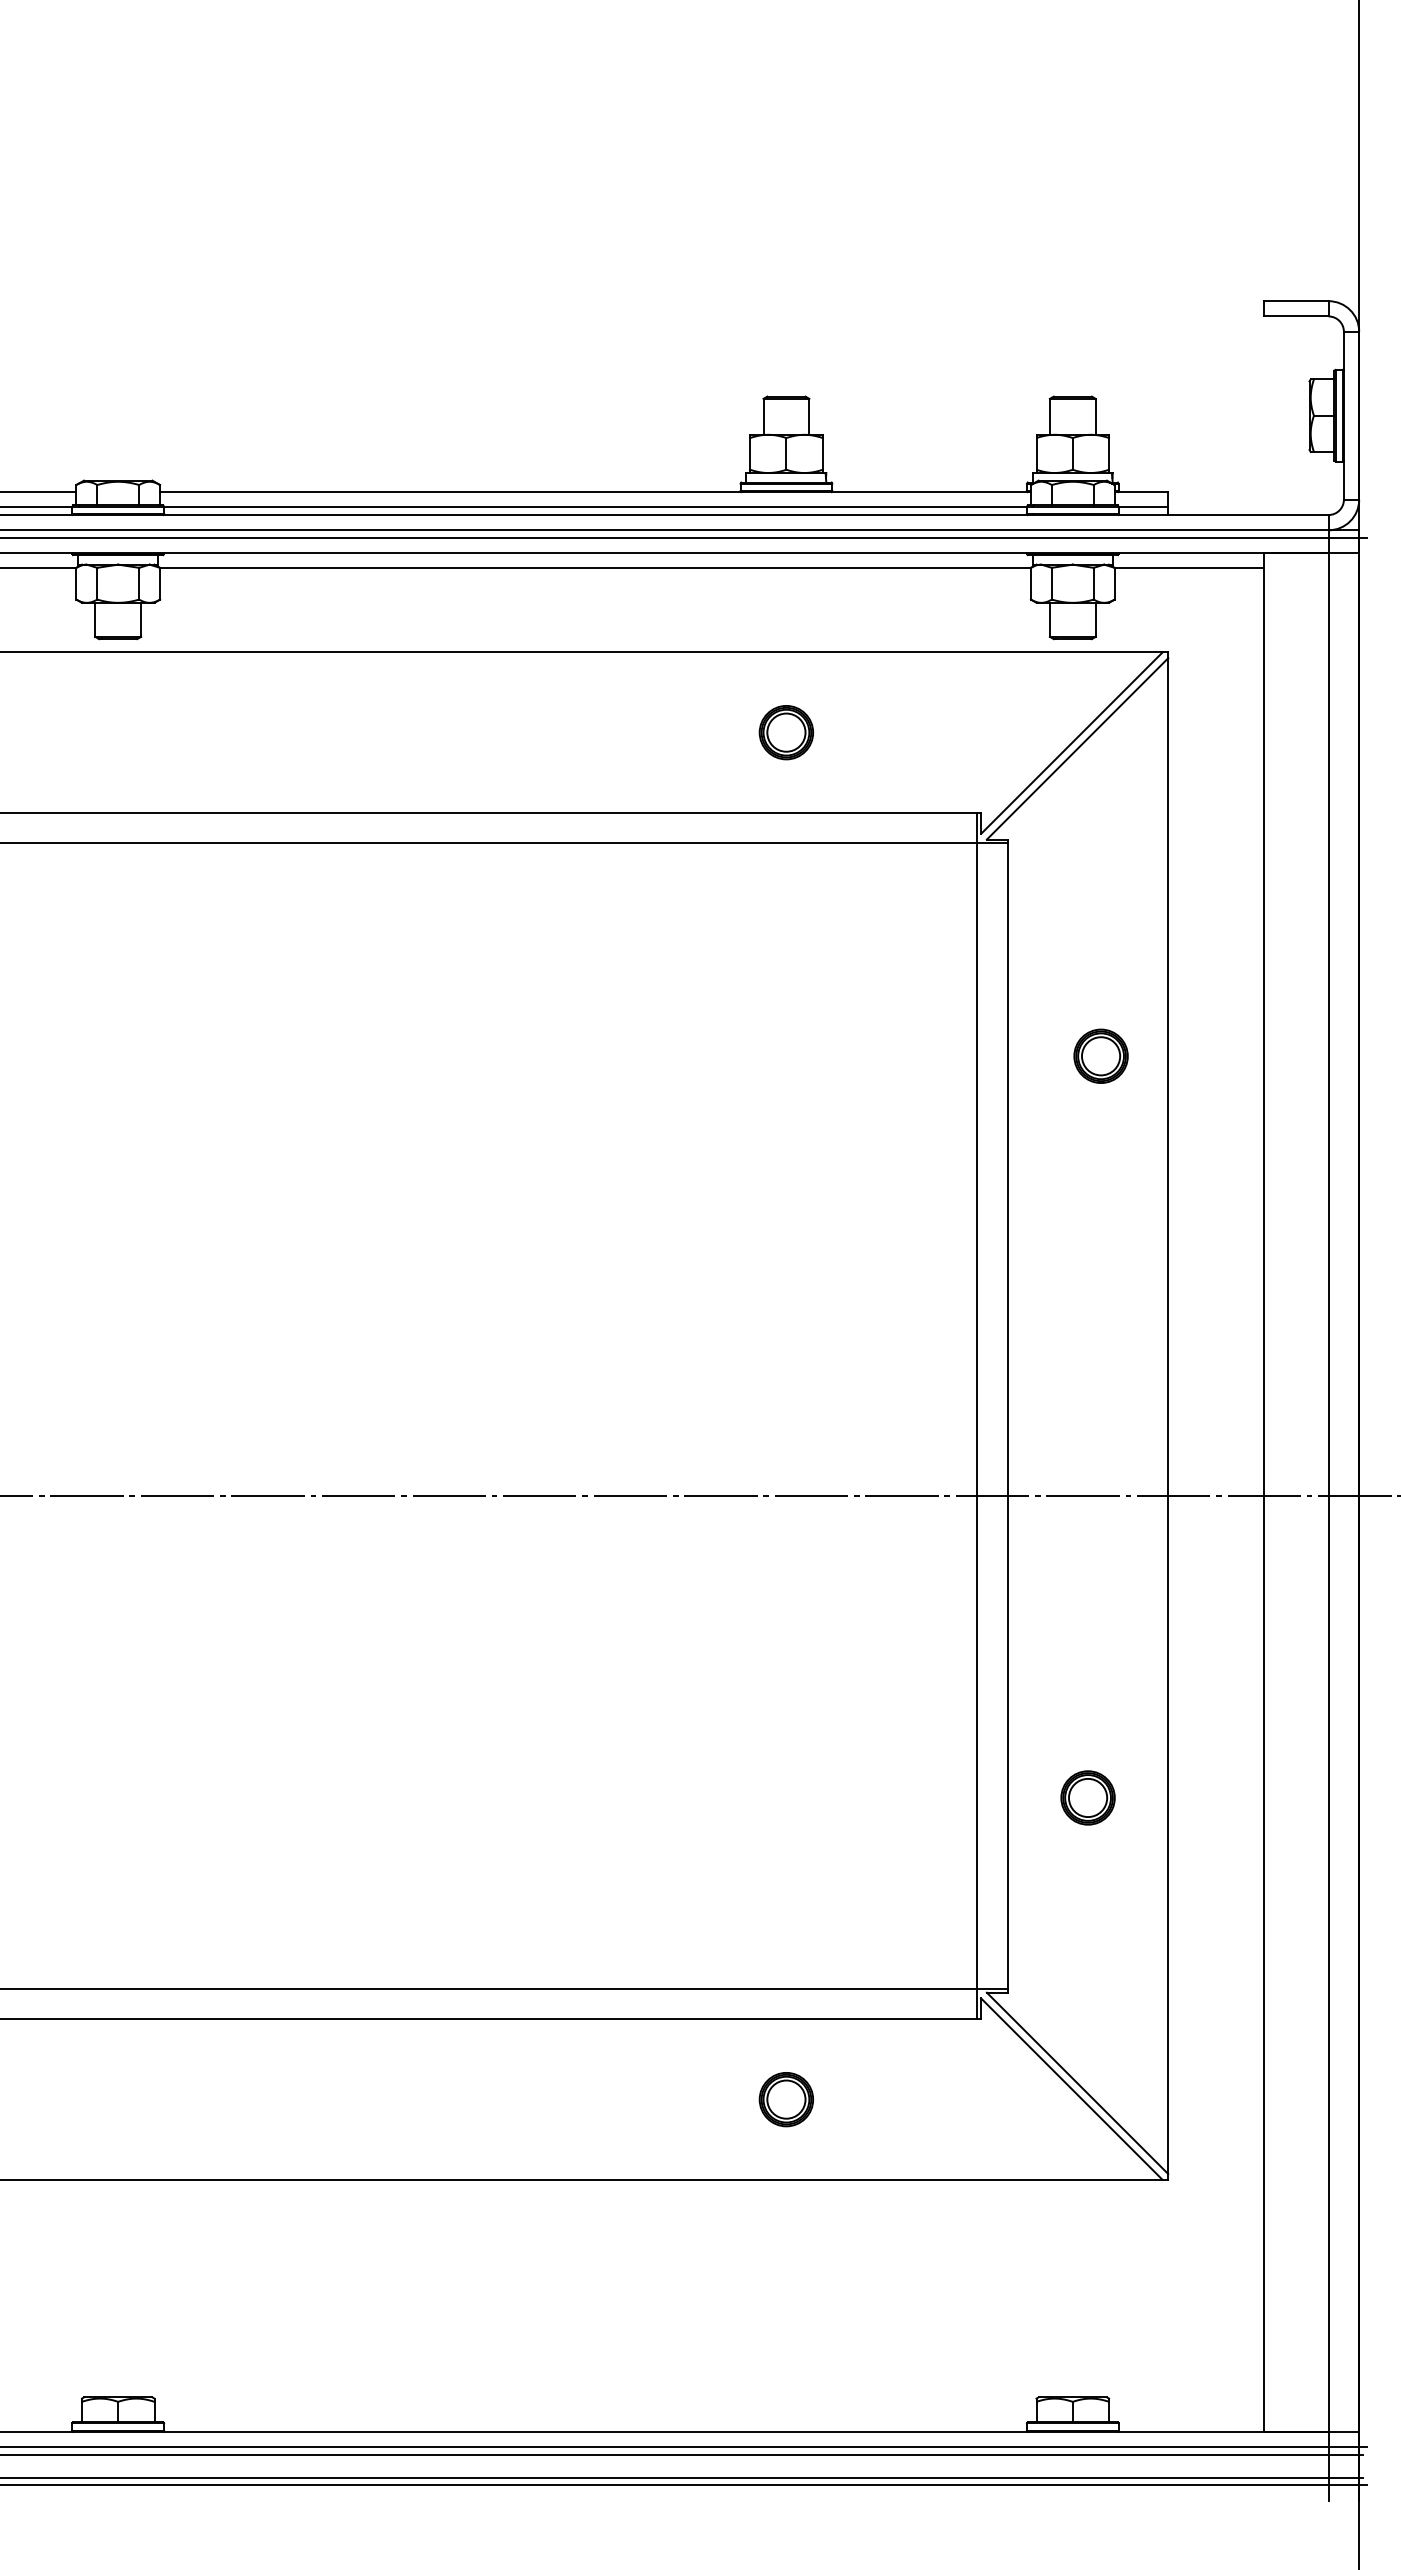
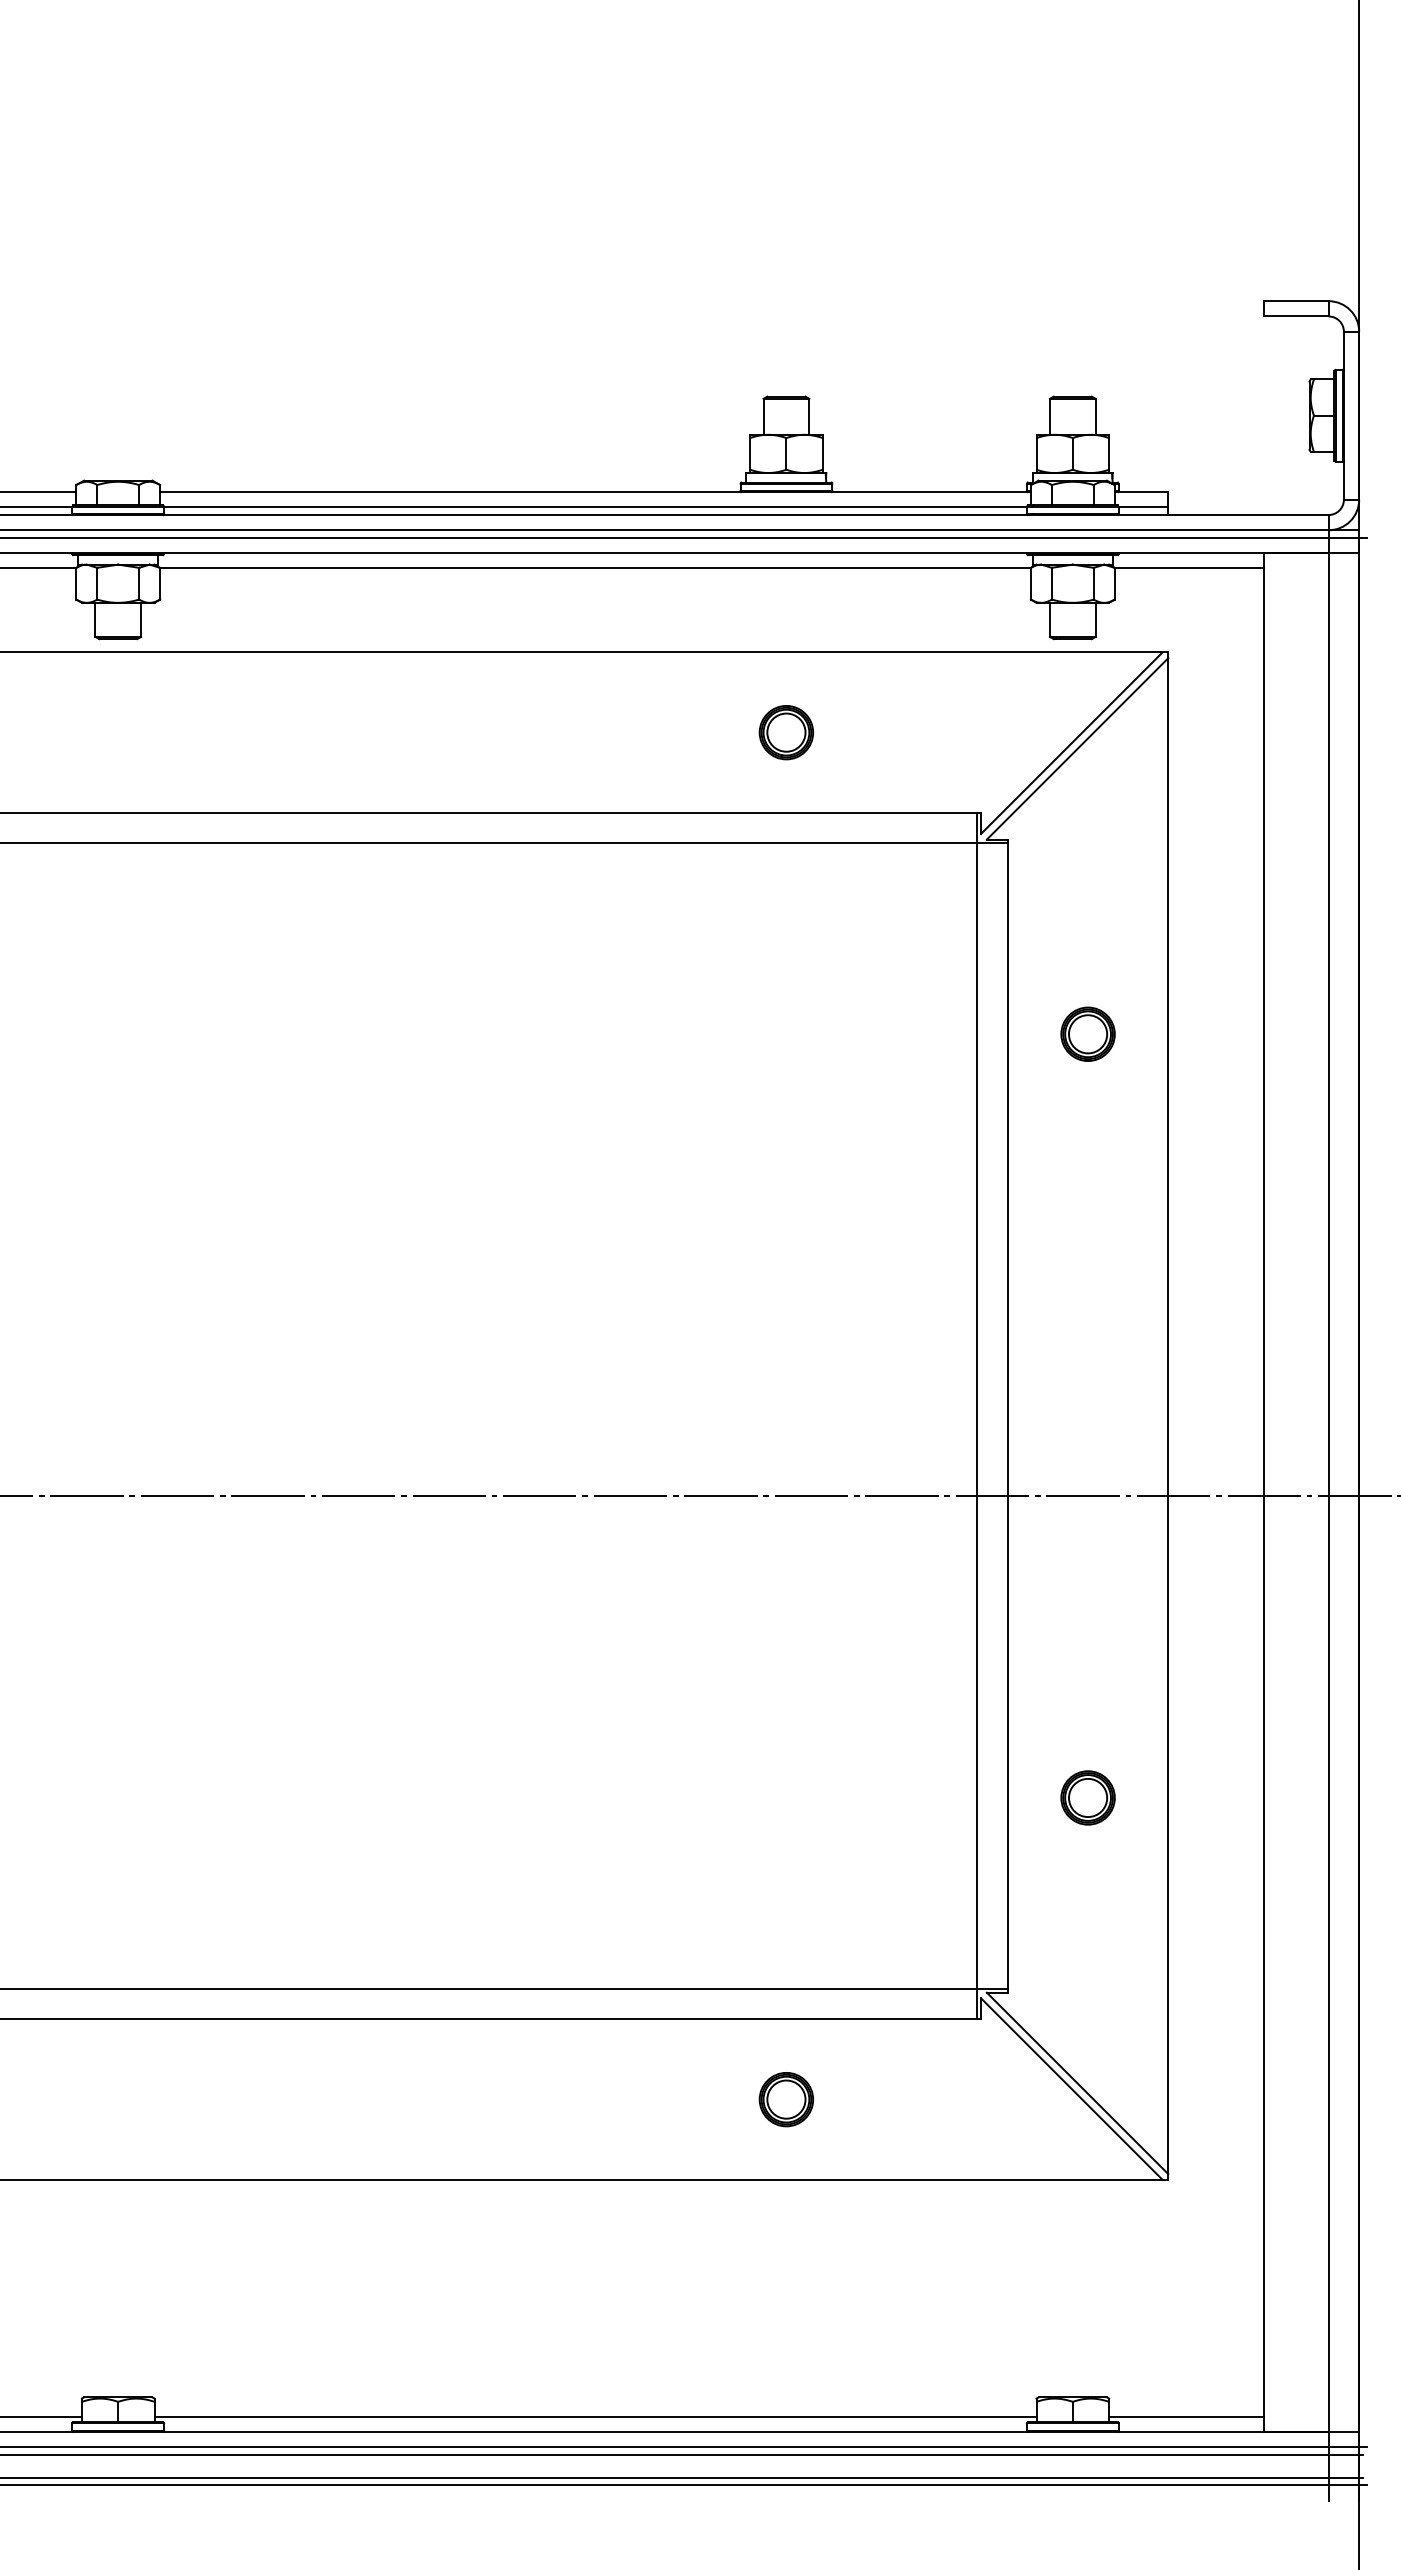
part position: (1100, 1055) -> (1087, 1033) (1087, 1033)
line: none -> present (41, 2416)
line: none -> present (595, 2416)
line: none -> present (1186, 2416)
